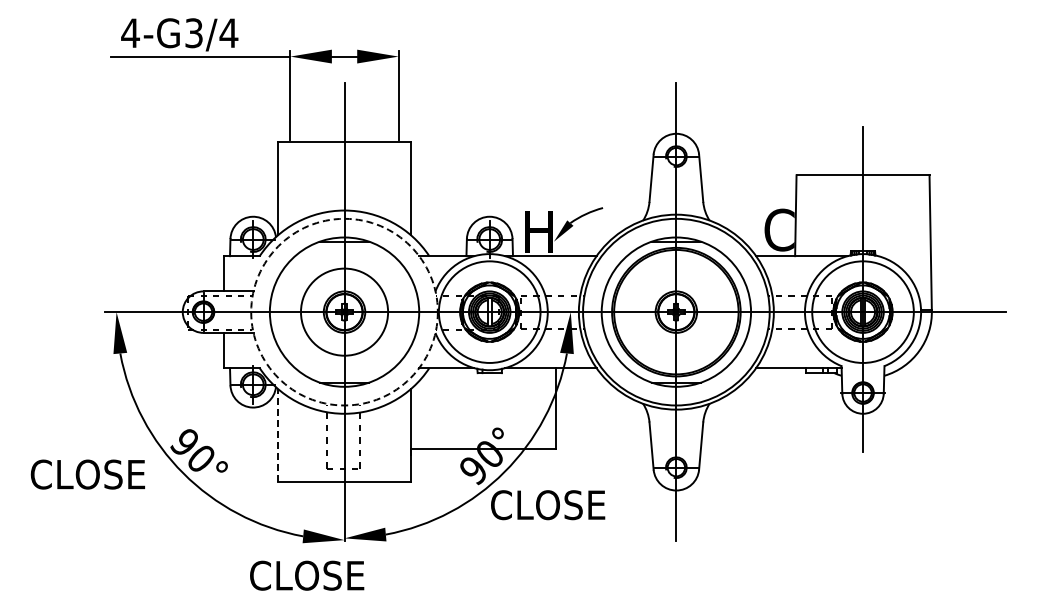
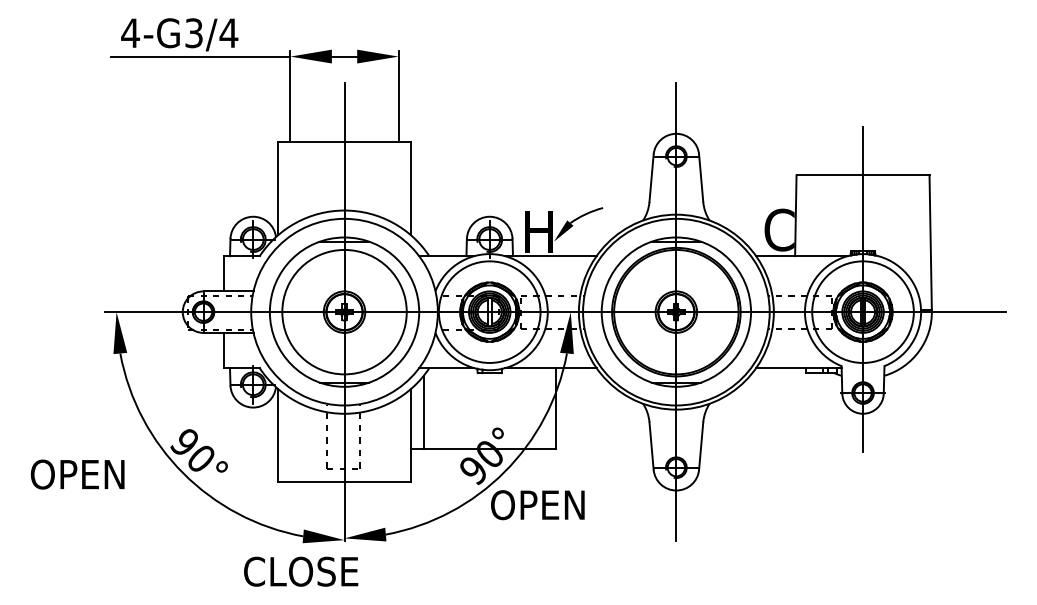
circle diameter: 87 px -> 124 px (344, 311)
circle: dashed -> solid (344, 311)
line: none -> present (423, 412)
line: dashed -> solid (278, 435)
text: CLOSE -> OPEN (90, 474)
text: CLOSE -> OPEN (550, 505)
text position: (307, 575) -> (301, 571) (301, 571)
